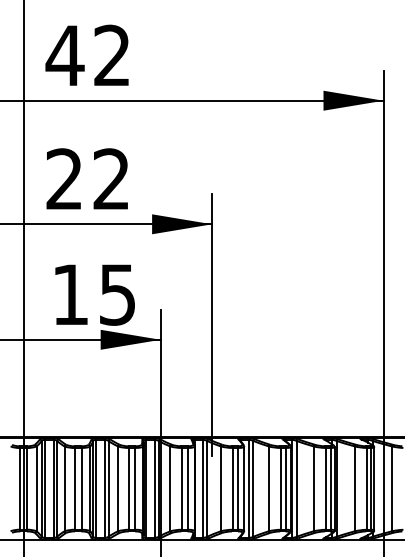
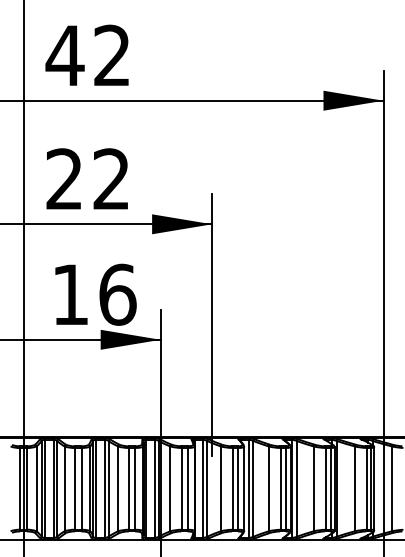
text: 15 -> 16 (117, 294)
